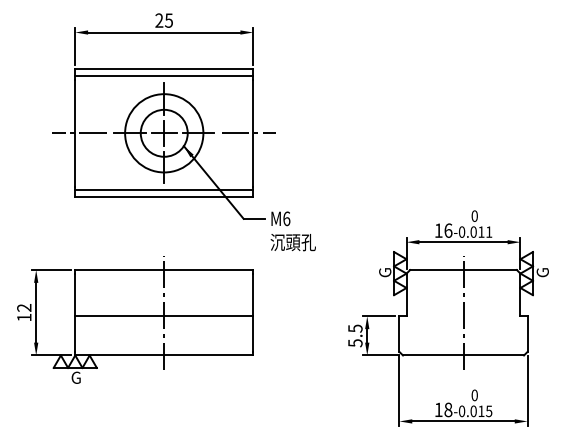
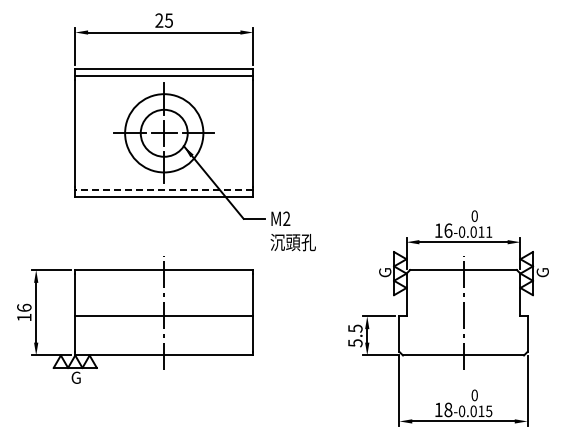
line: present -> none (79, 133)
line: present -> none (249, 133)
line: solid -> dashed (164, 190)
text: M6 -> M2 (286, 218)
text: 12 -> 16 (24, 307)
